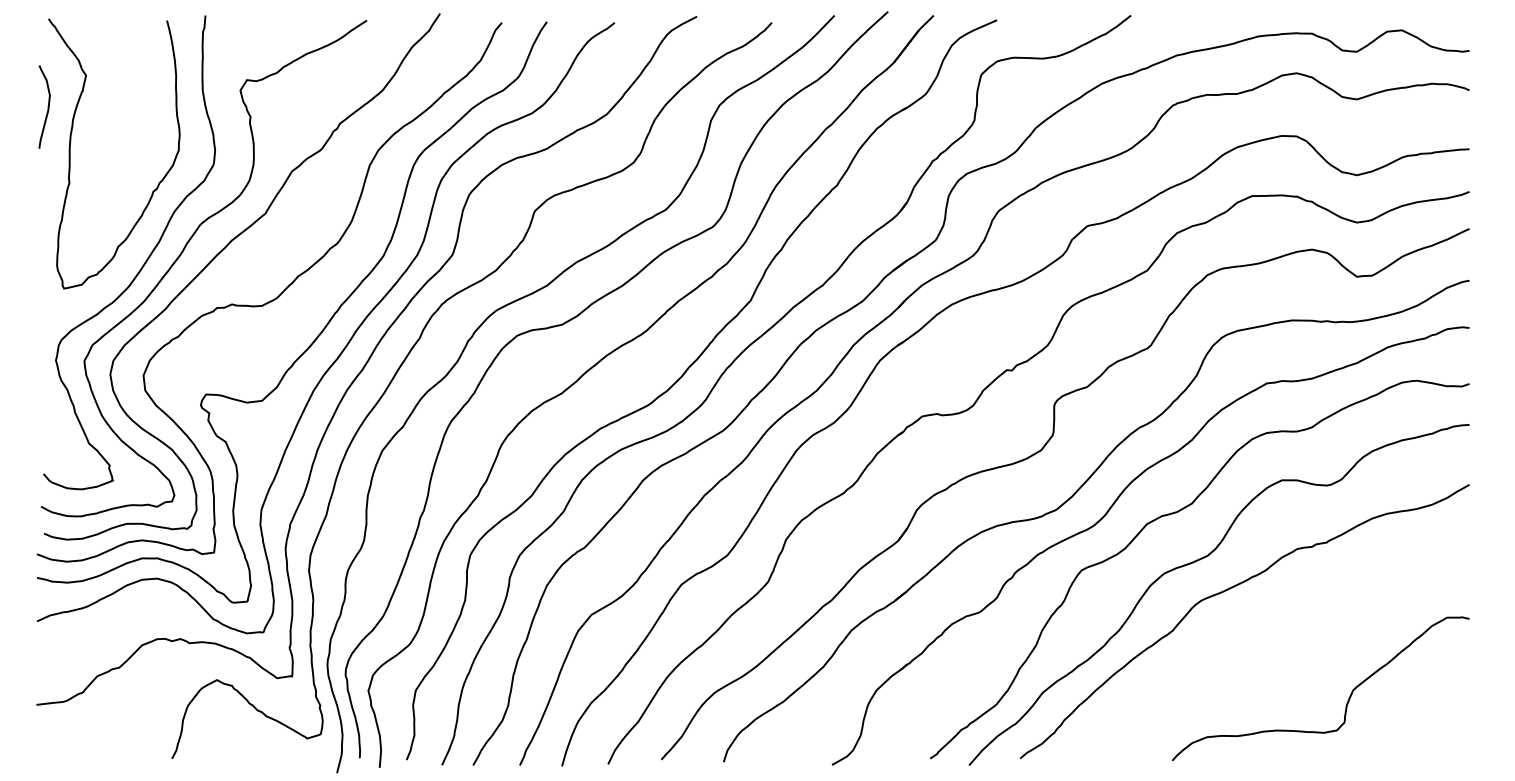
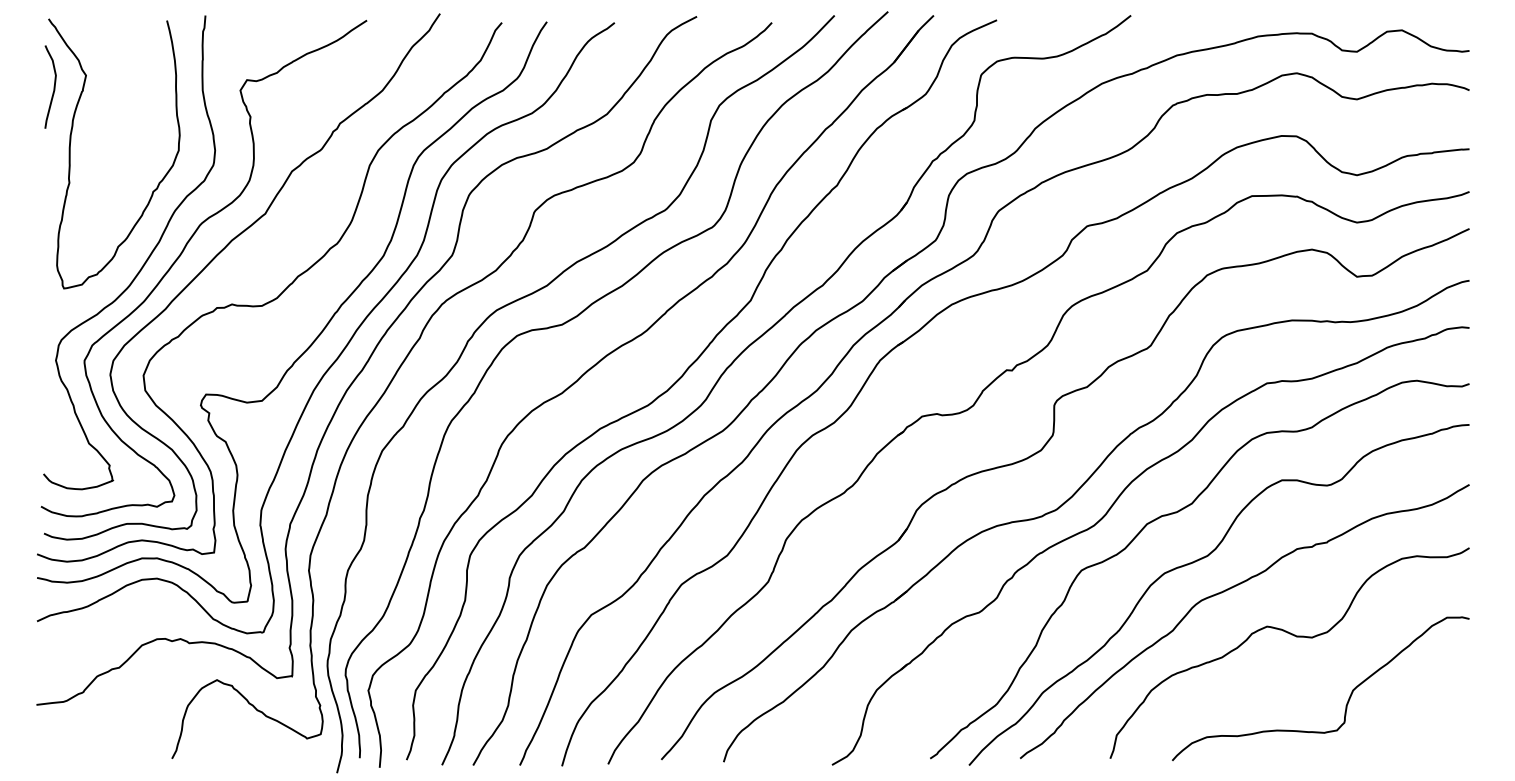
curve position: (47, 106) -> (53, 86) (53, 86)
curve: none -> present (1296, 637)
